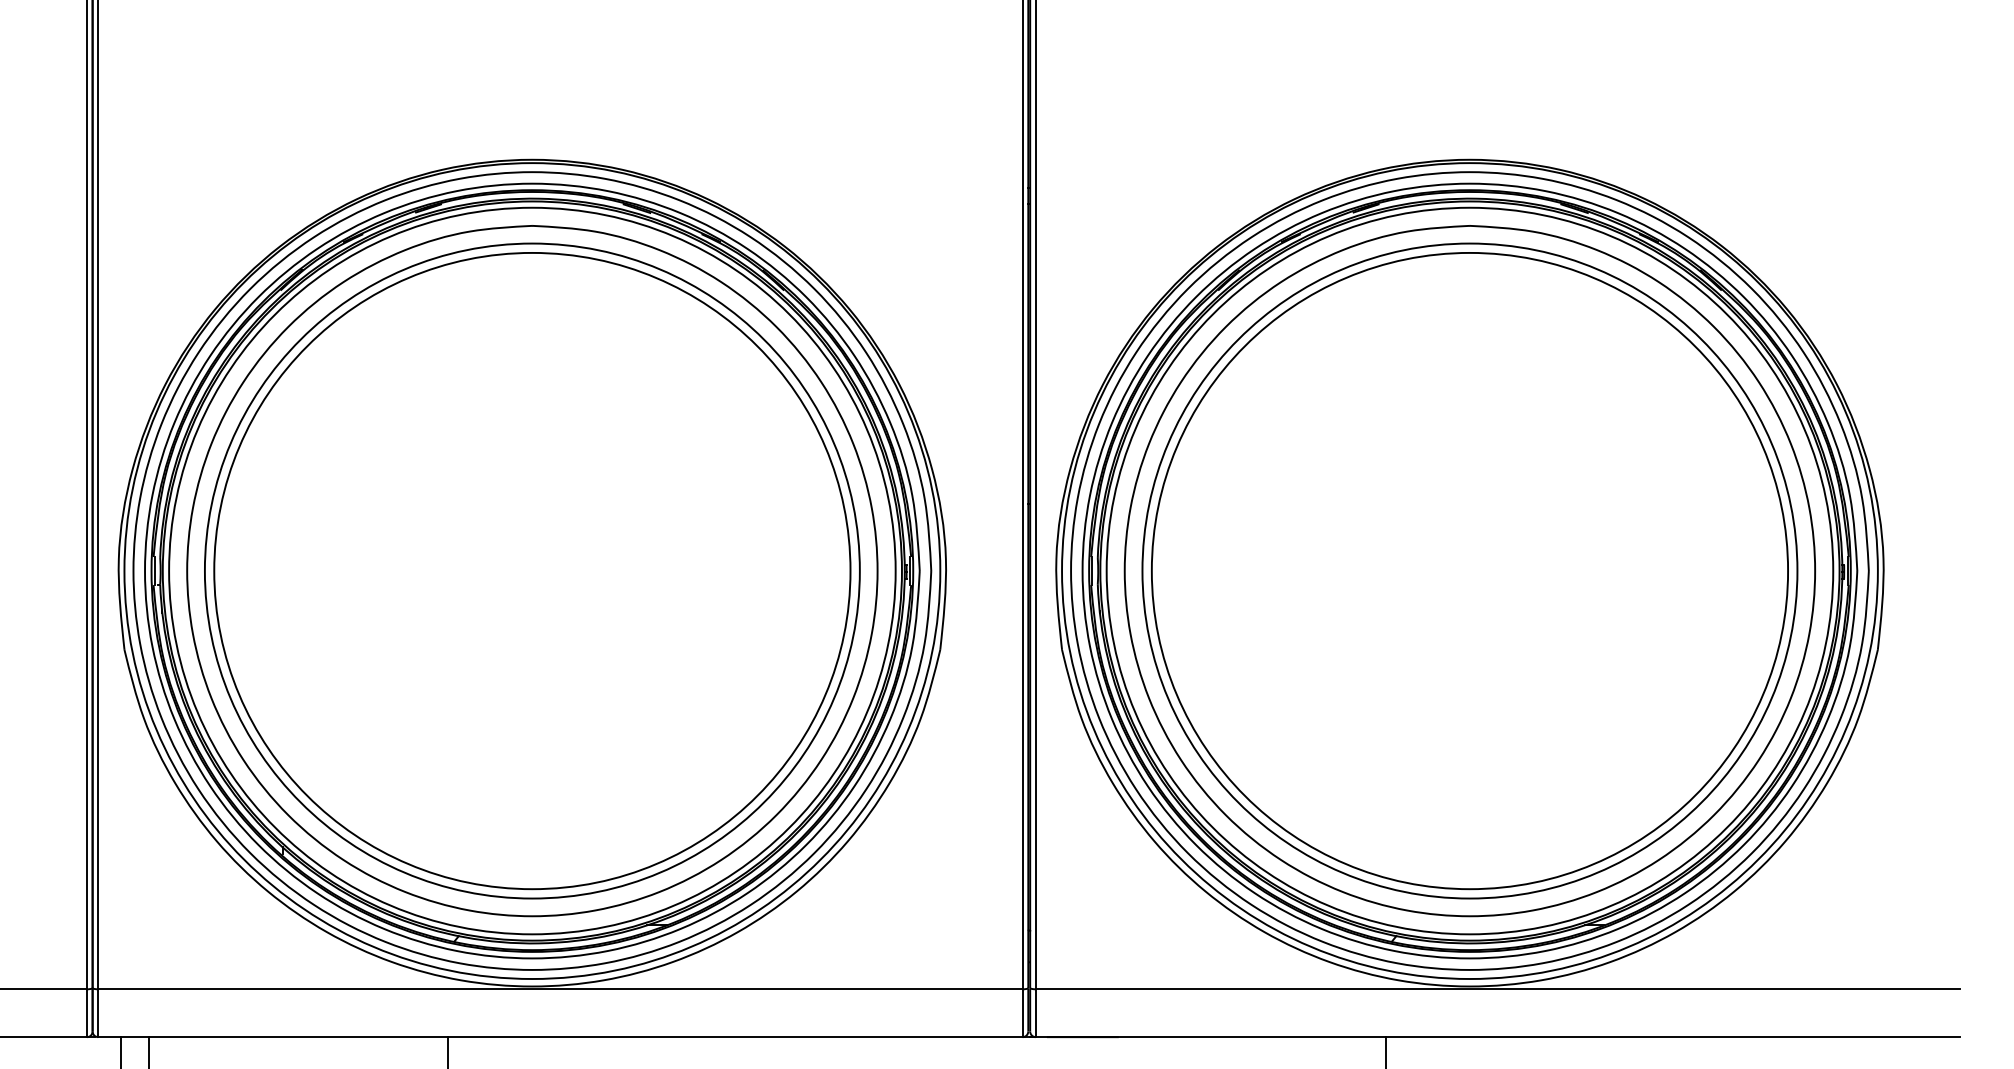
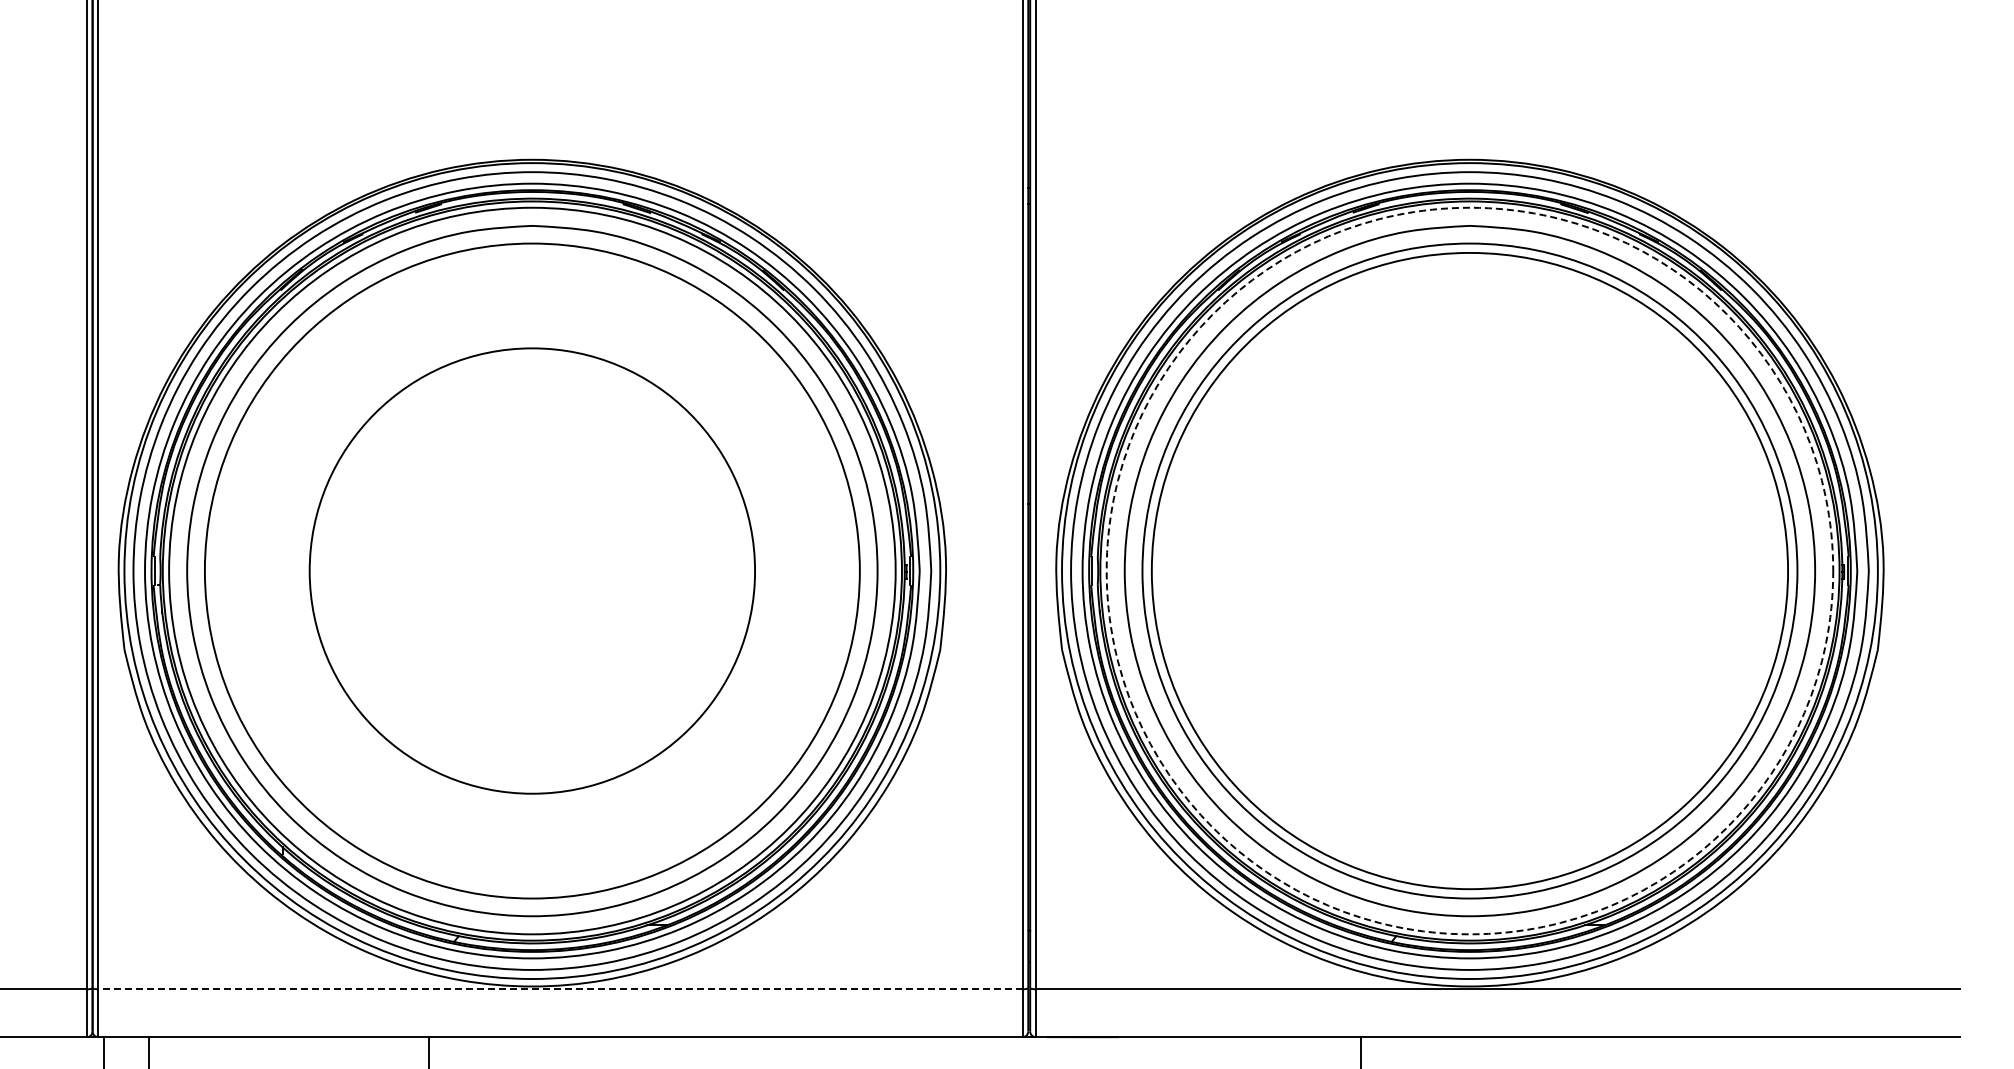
circle diameter: 636 px -> 445 px (532, 570)
circle: solid -> dashed (1469, 570)
line: solid -> dashed (559, 989)
line position: (120, 1051) -> (103, 1051) (103, 1051)
line position: (448, 1051) -> (429, 1051) (429, 1051)
line position: (1385, 1051) -> (1360, 1051) (1360, 1051)
